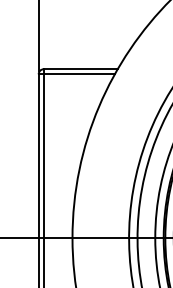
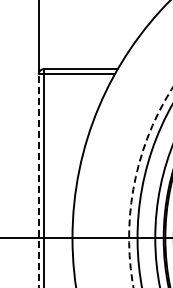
line: solid -> dashed (38, 180)
arc: solid -> dashed (134, 184)
